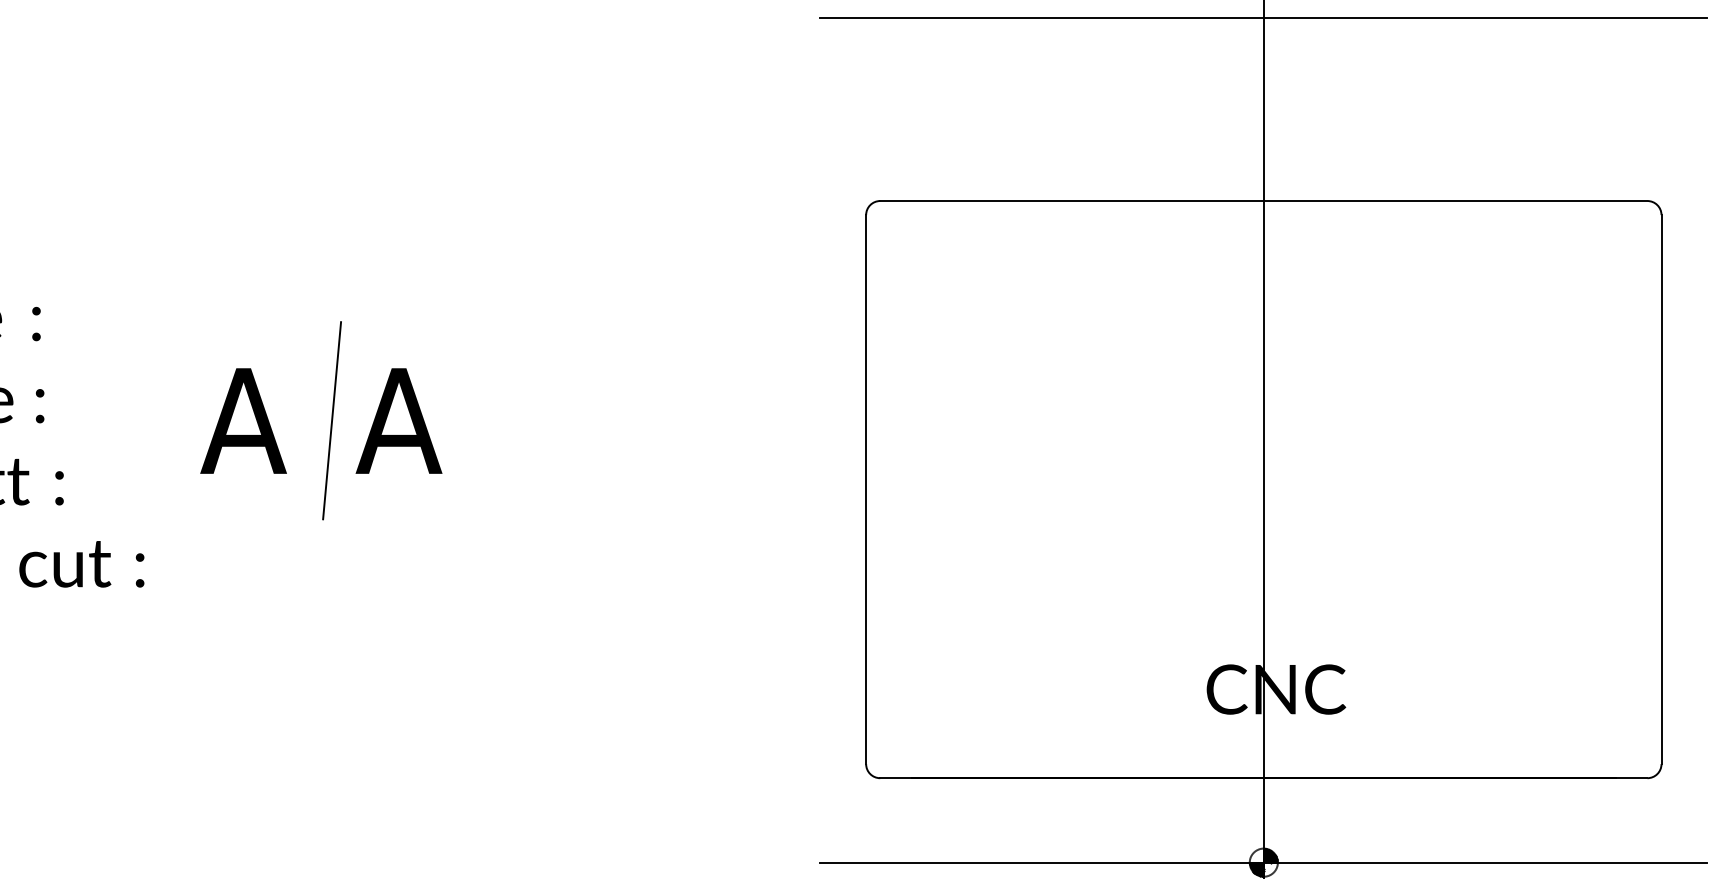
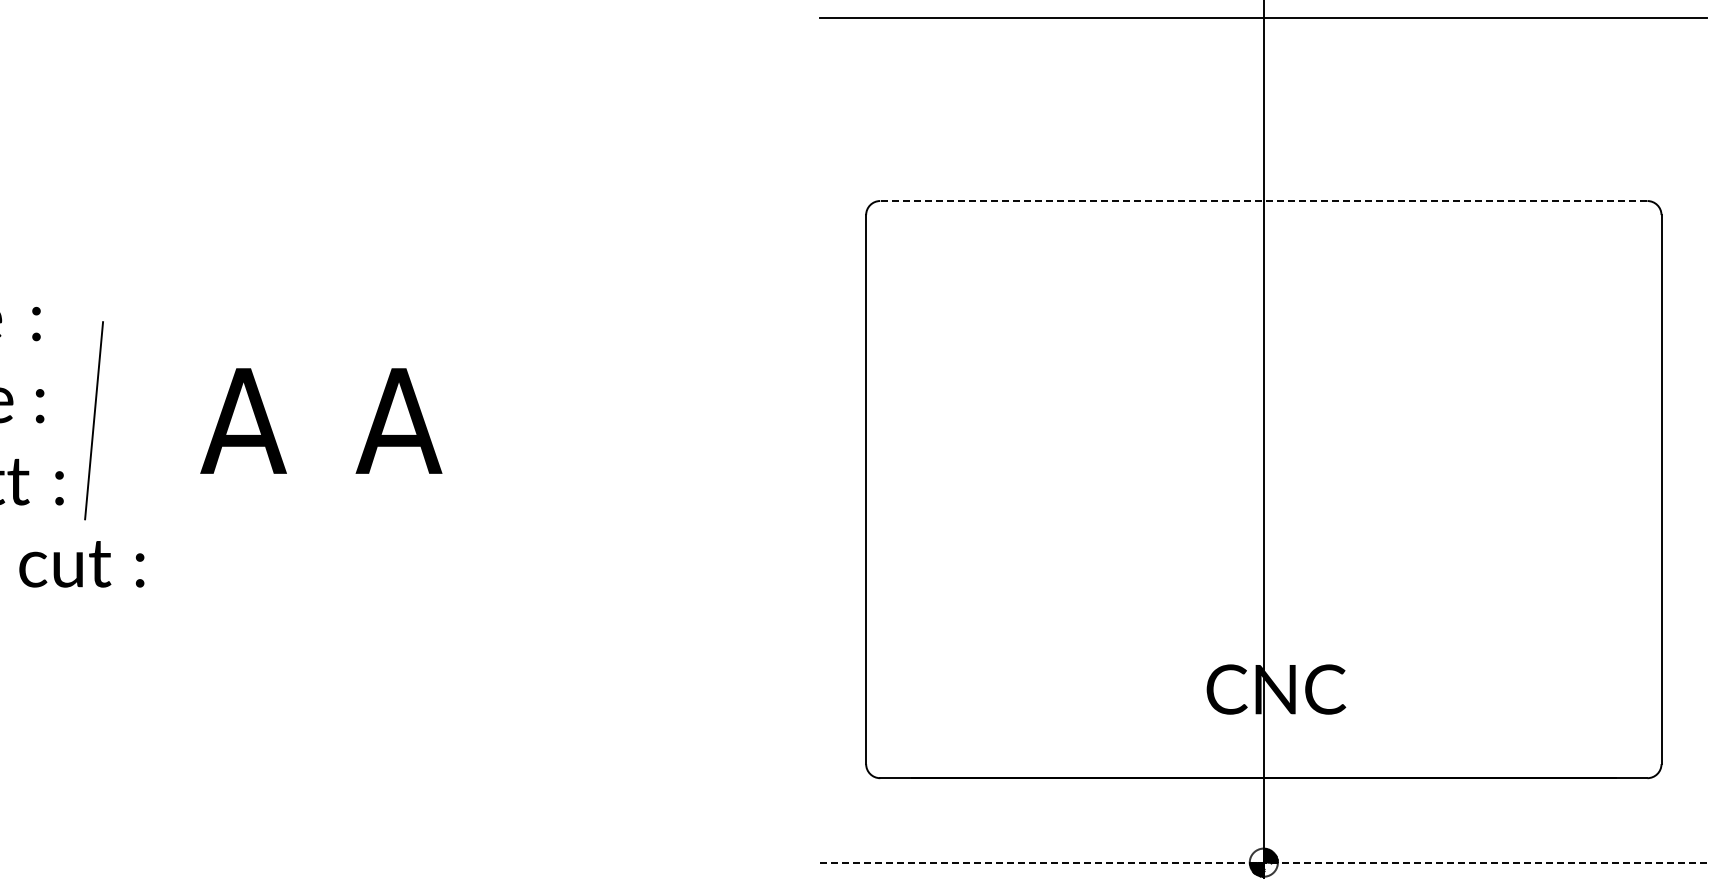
line: solid -> dashed (1263, 201)
line position: (331, 420) -> (93, 420) (93, 420)
line: solid -> dashed (1263, 862)
